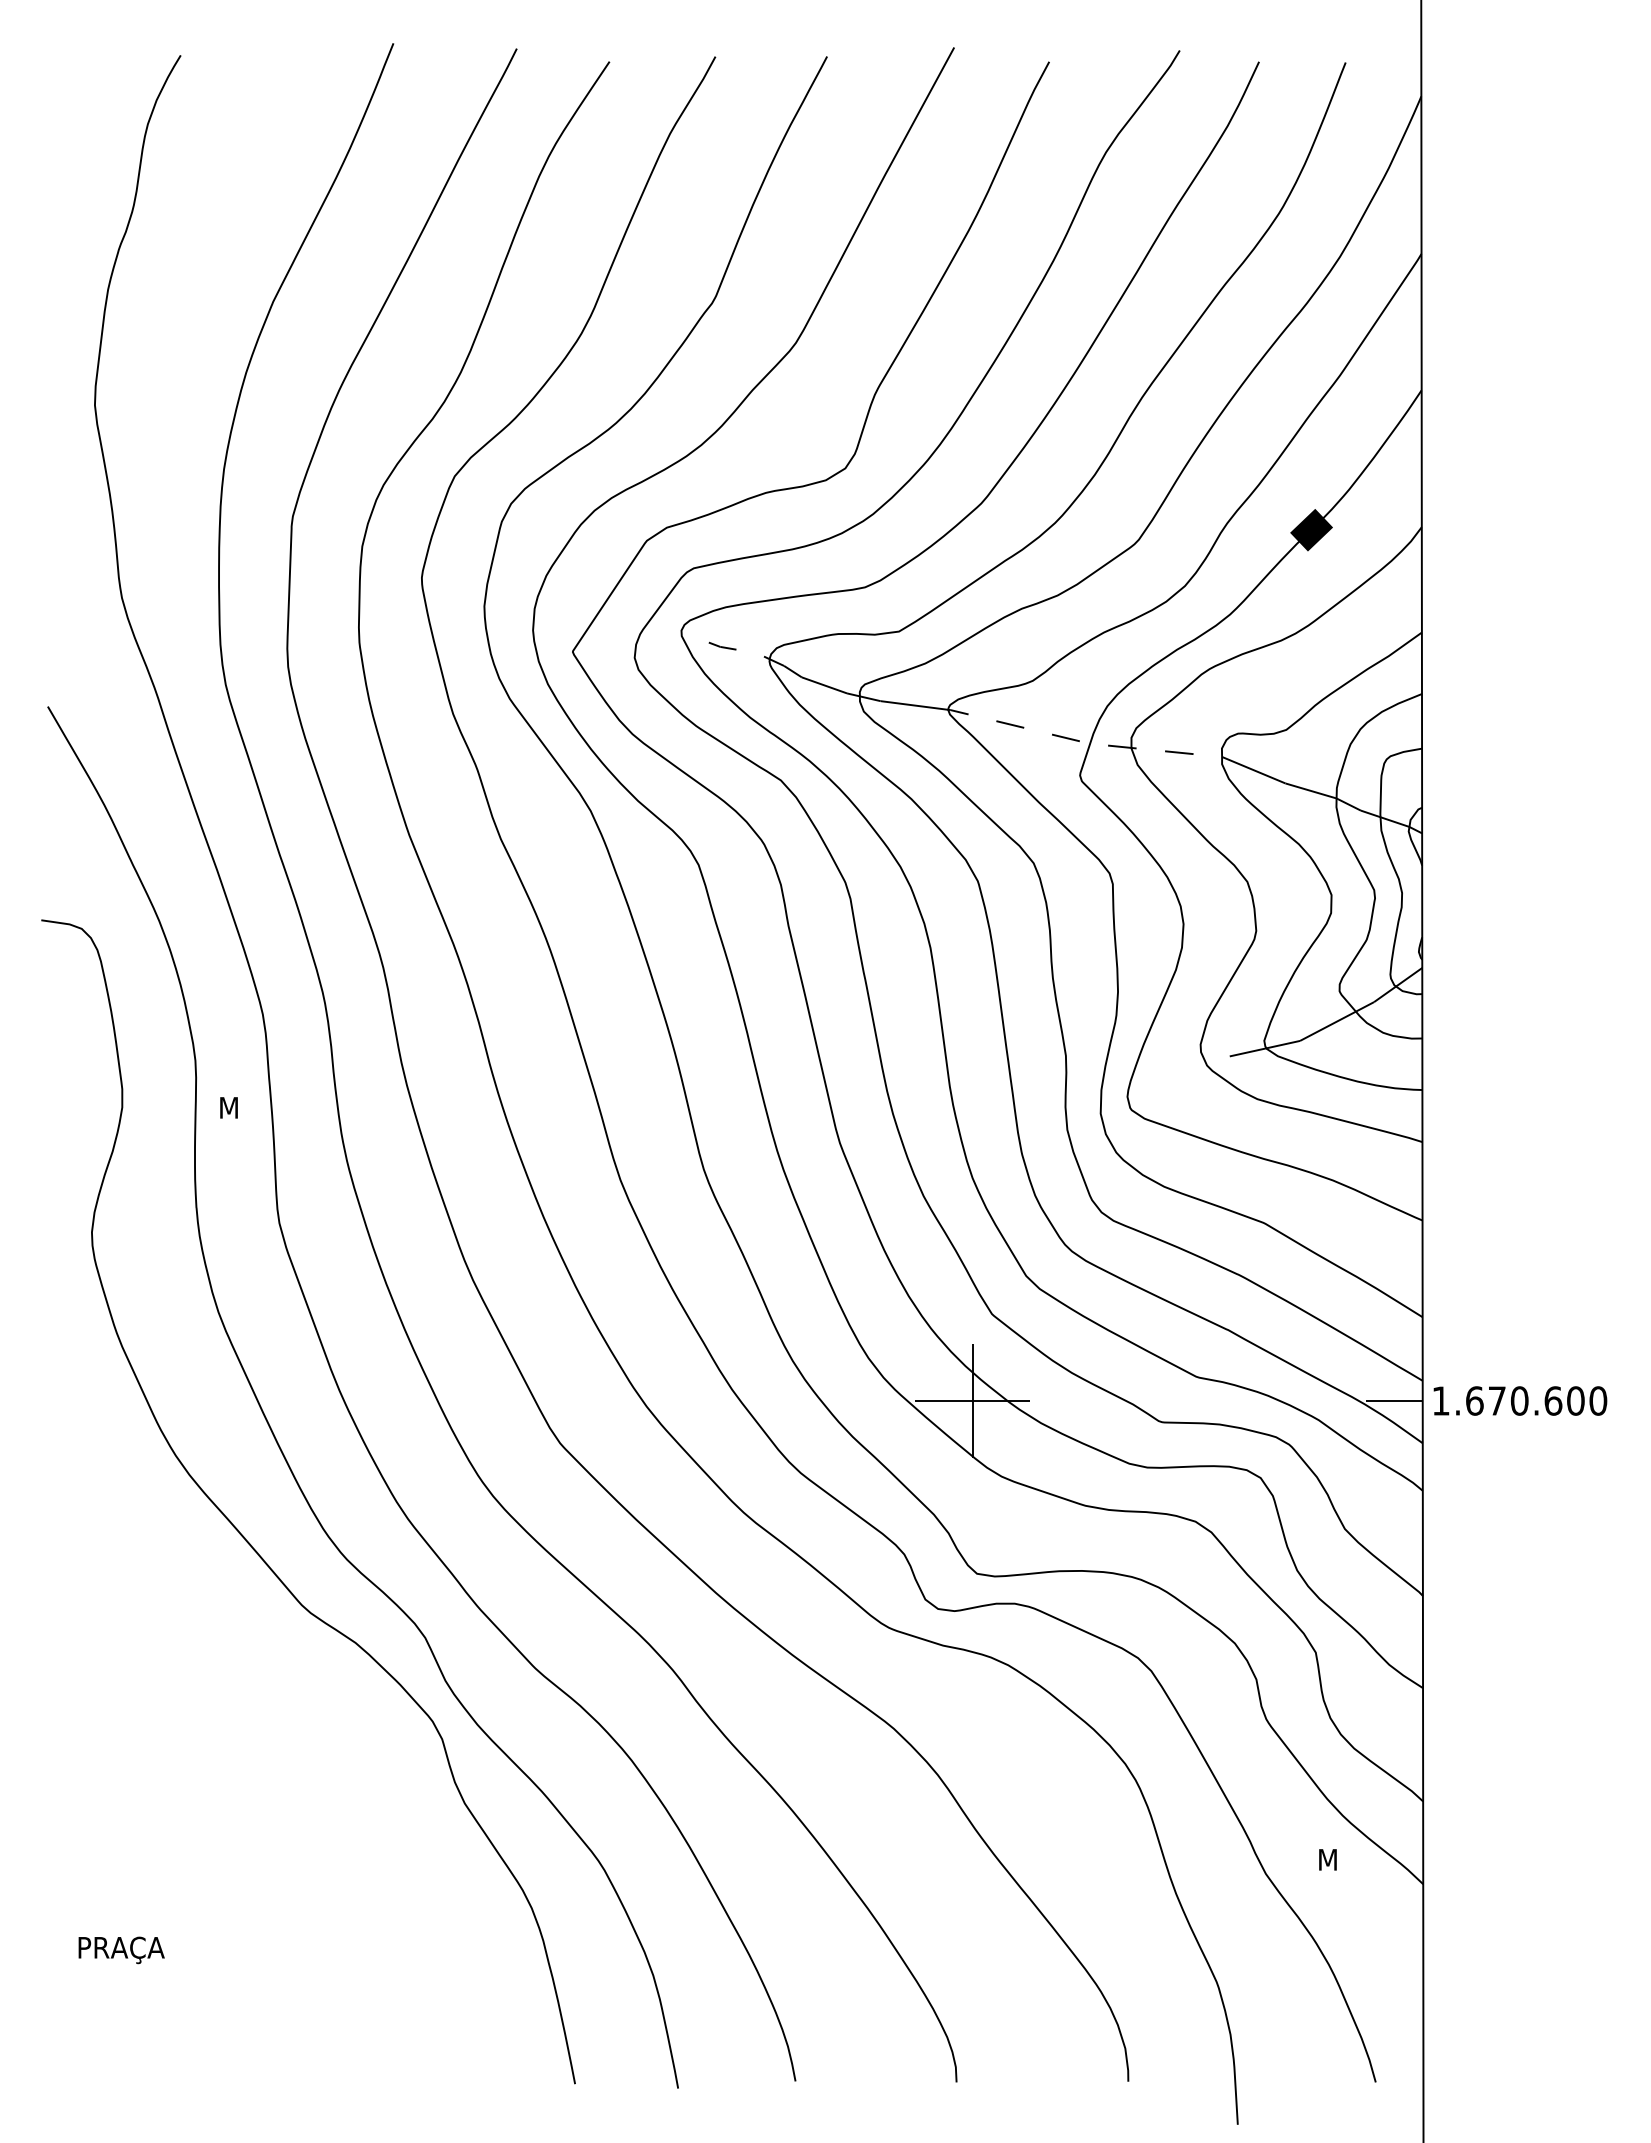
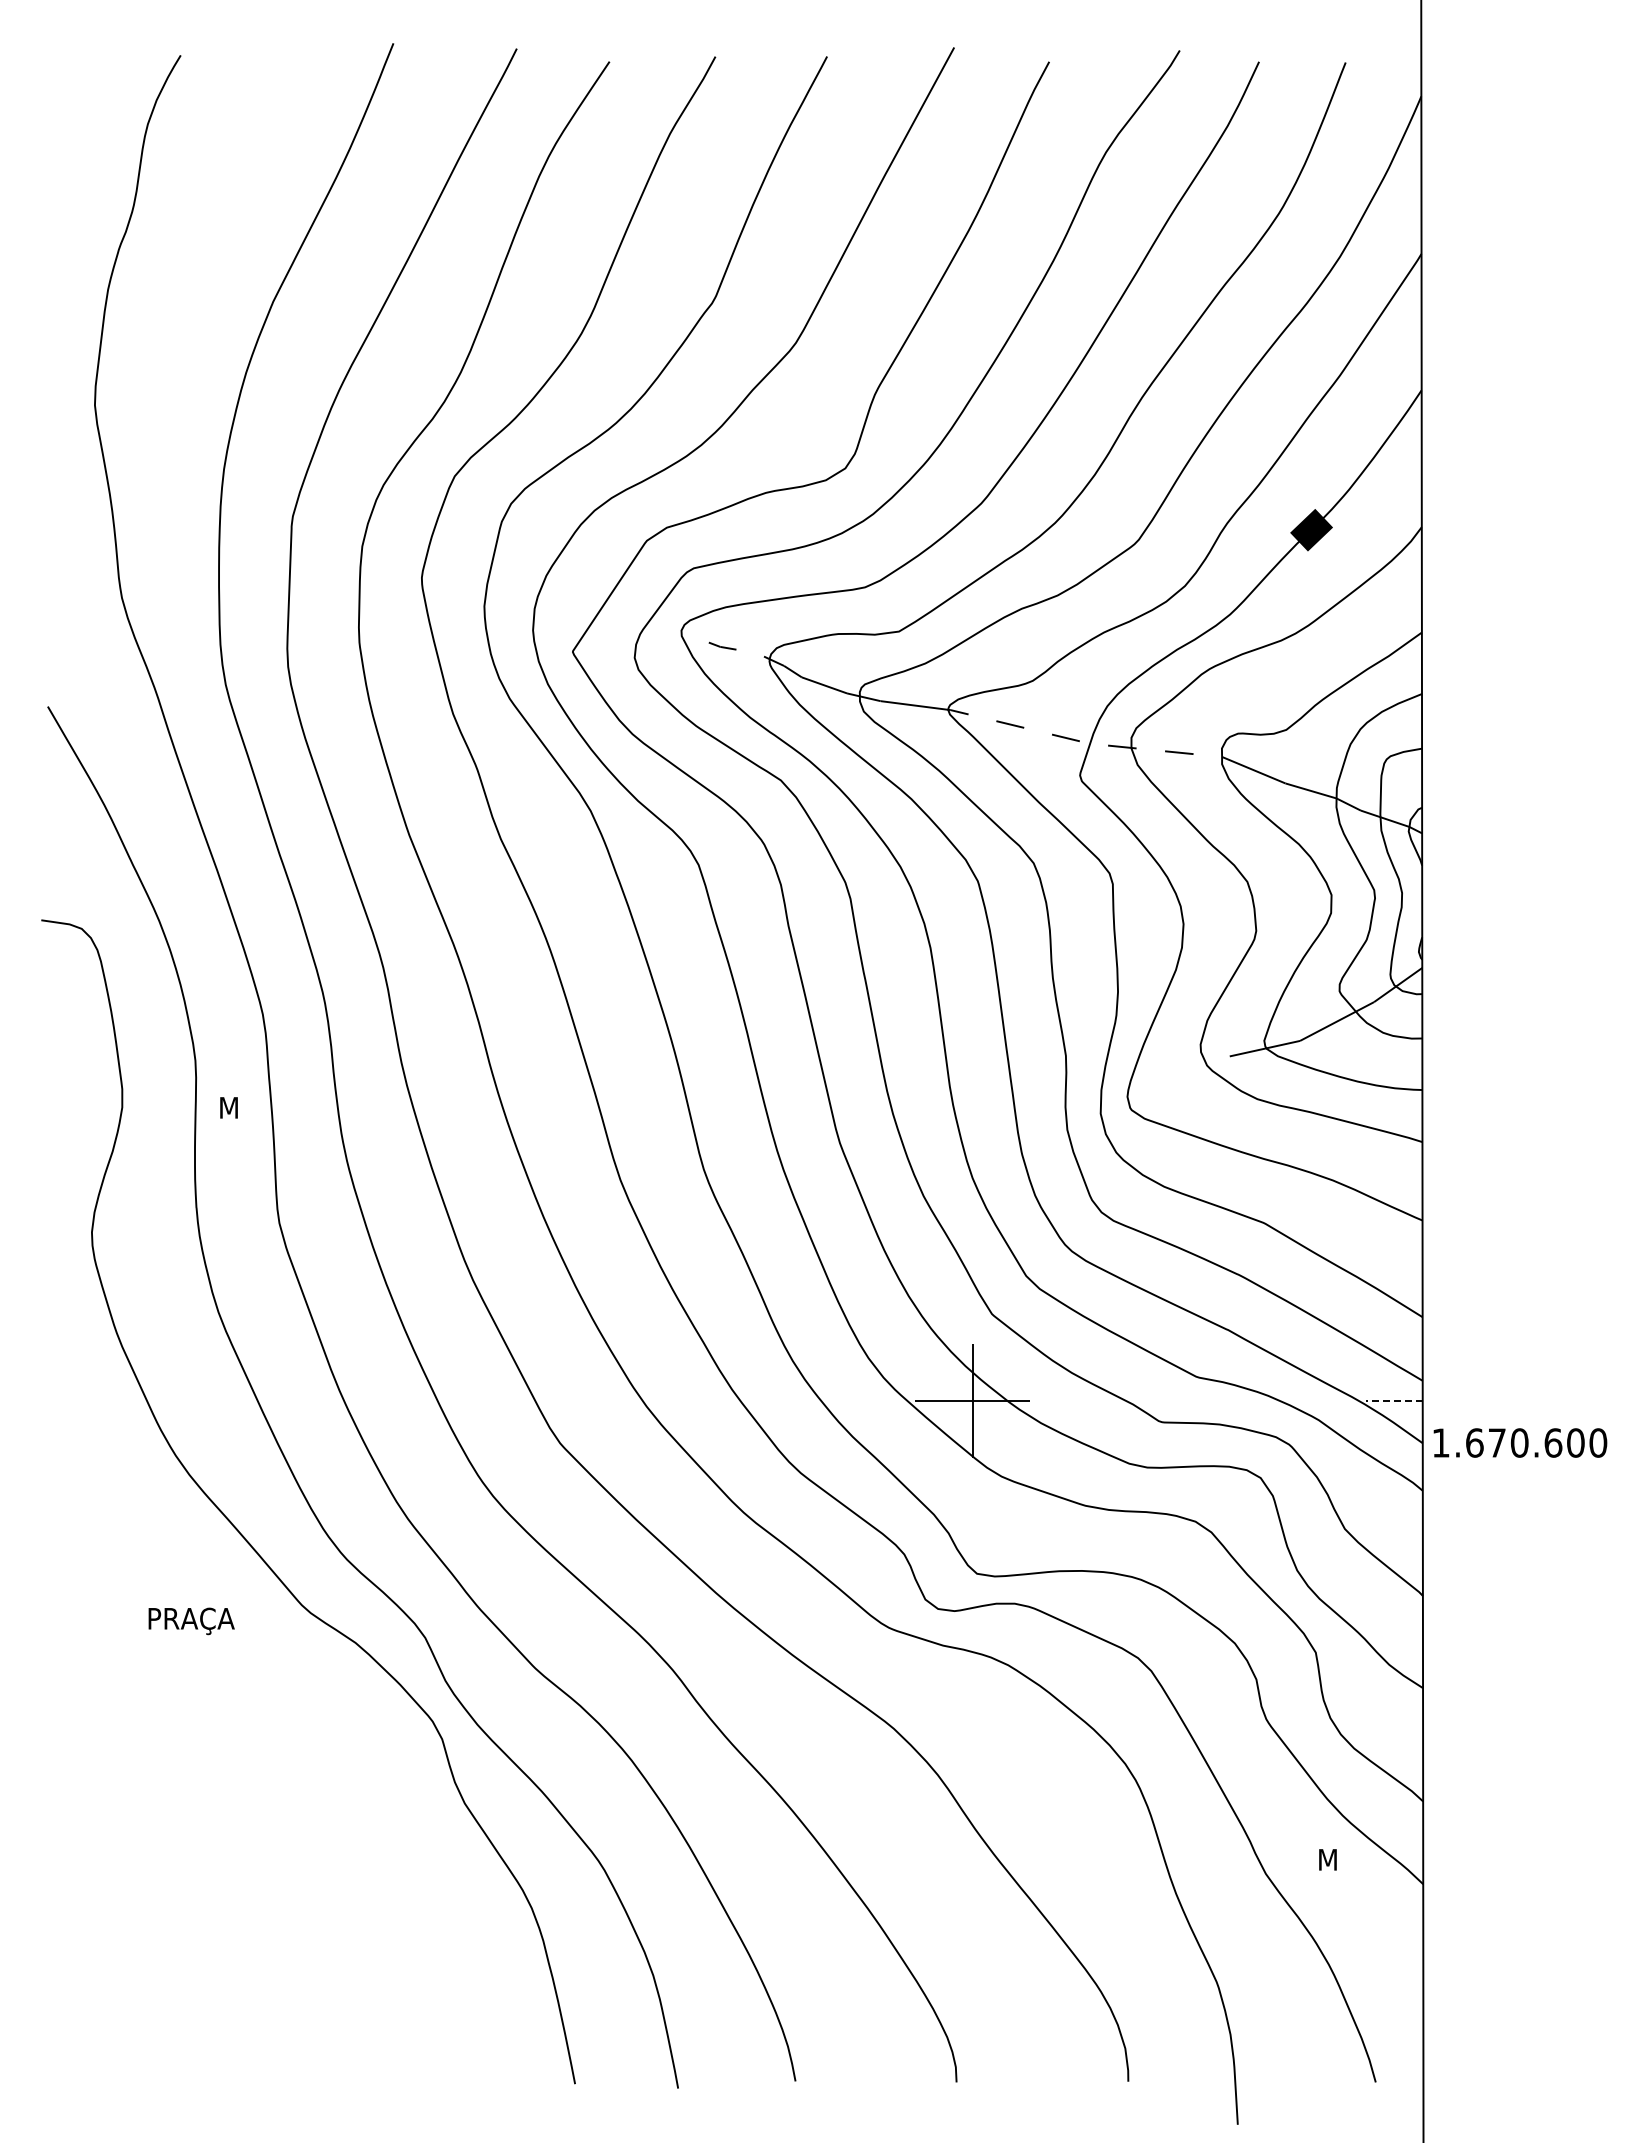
text position: (1520, 1400) -> (1520, 1442) (1520, 1442)
line: solid -> dashed (1394, 1401)
text position: (121, 1950) -> (191, 1621) (191, 1621)
